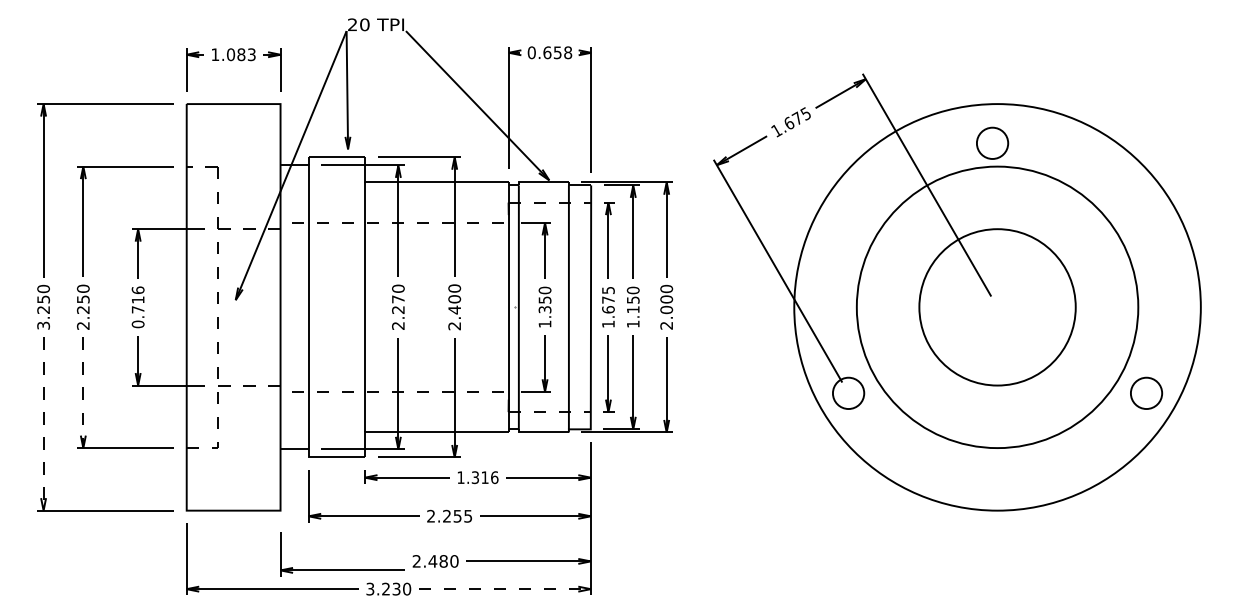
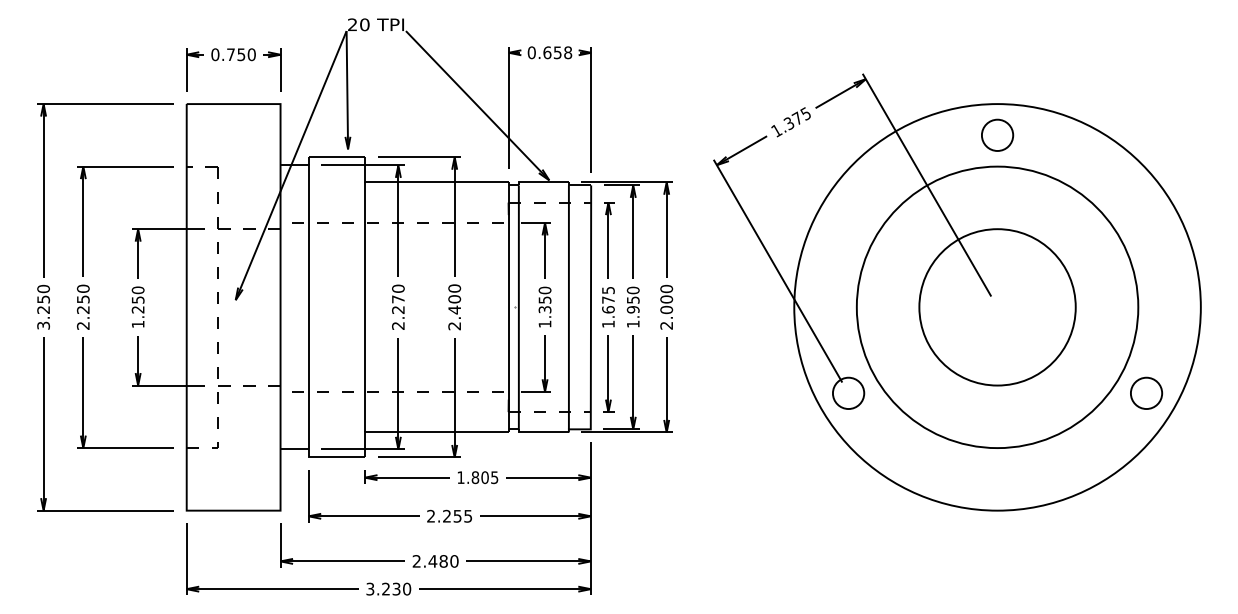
text: 1.083 -> 0.750 (233, 54)
text: 1.675 -> 1.375 (788, 123)
circle position: (992, 142) -> (997, 134) (997, 134)
text: 0.716 -> 1.250 (137, 307)
text: 1.150 -> 1.950 (632, 309)
line: dashed -> solid (83, 393)
line: dashed -> solid (43, 423)
text: 1.316 -> 1.805 (484, 477)
part position: (342, 569) -> (342, 560) (342, 560)
line: dashed -> solid (505, 589)
